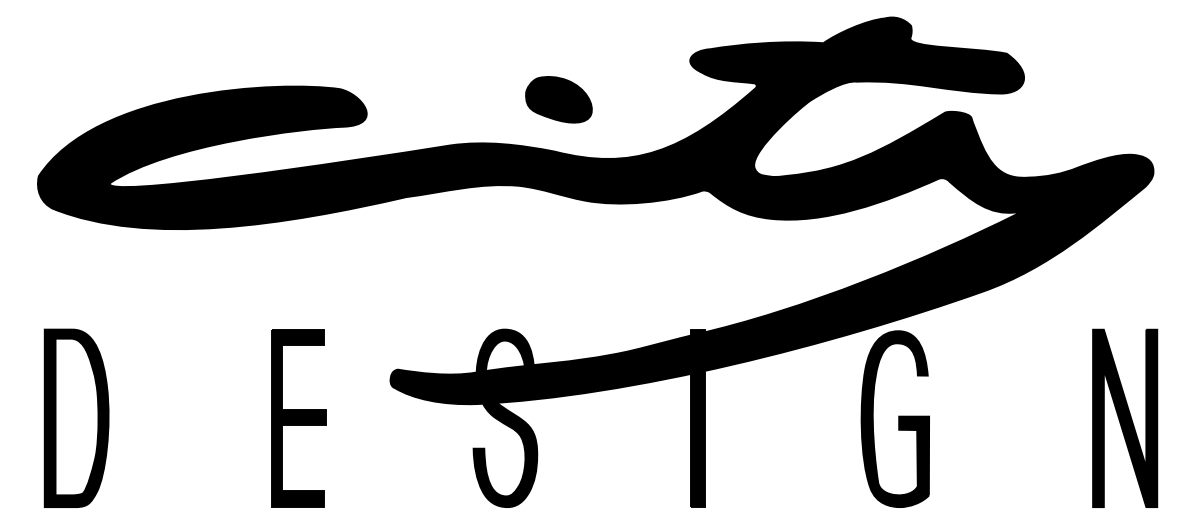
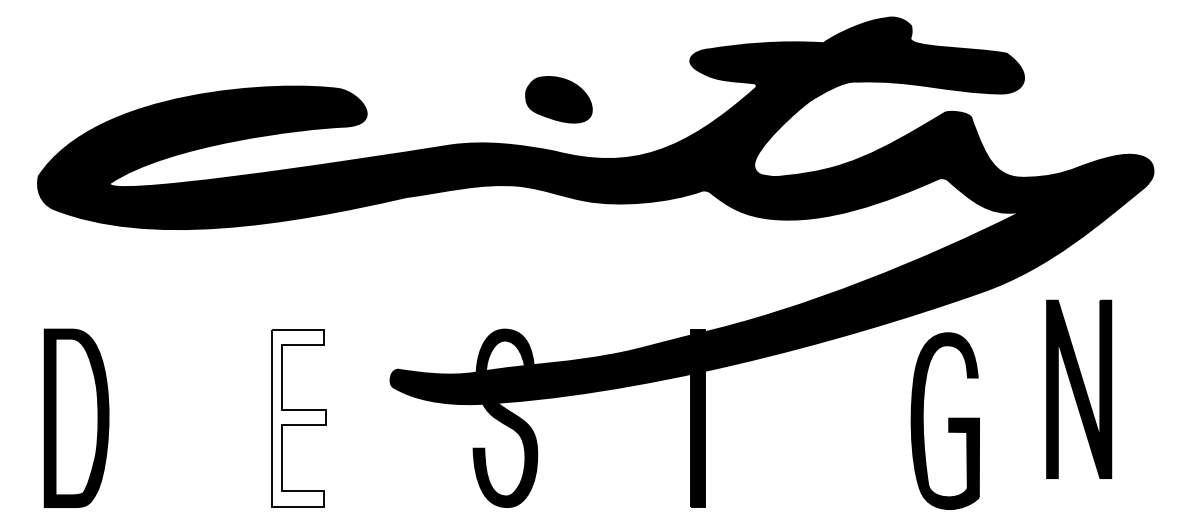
part position: (1125, 417) -> (1079, 388) (1079, 388)
fill: present -> none (298, 418)
part position: (894, 418) -> (944, 420) (944, 420)
